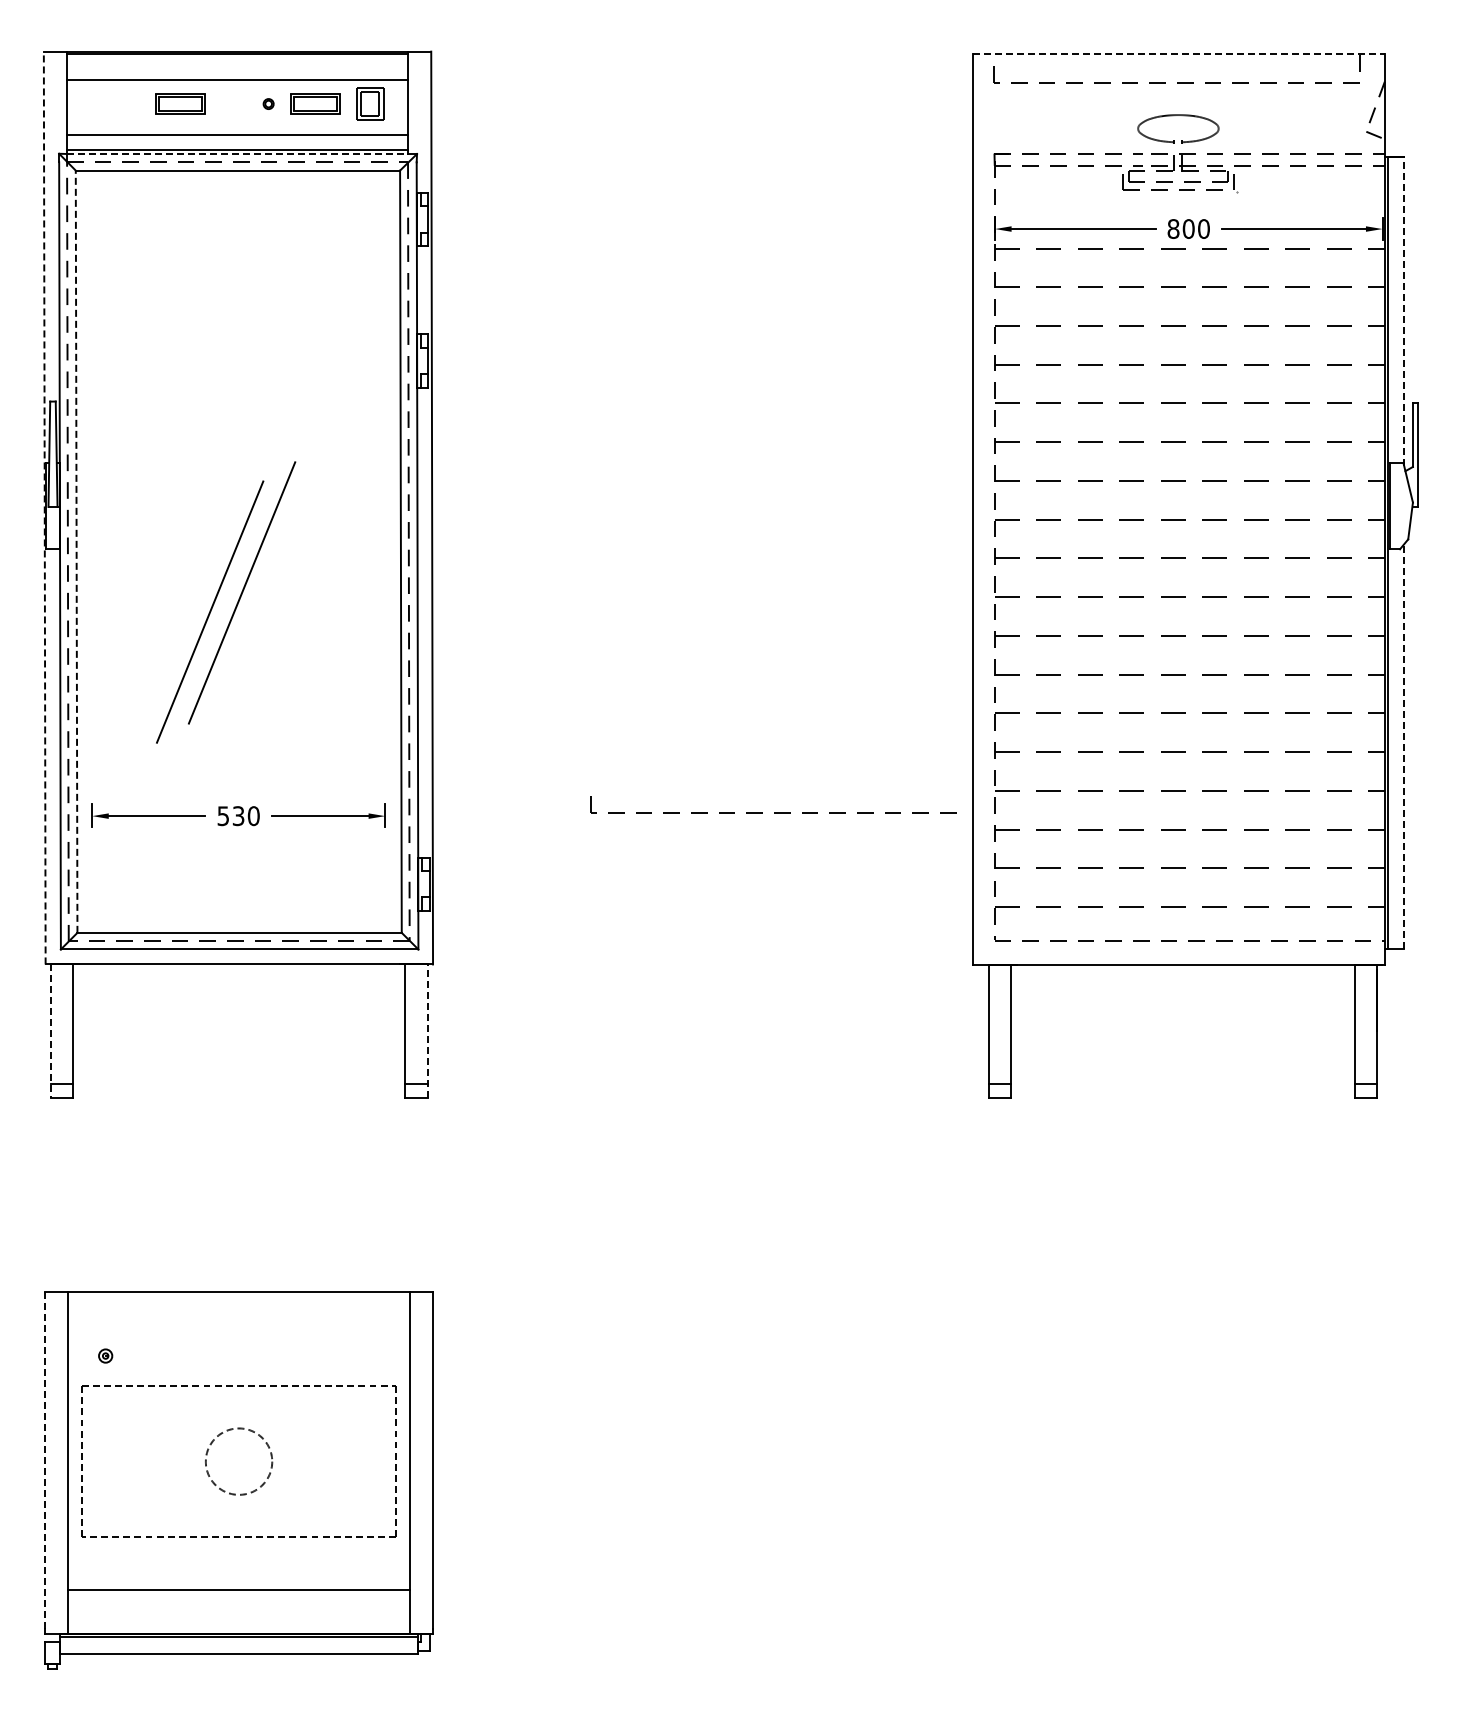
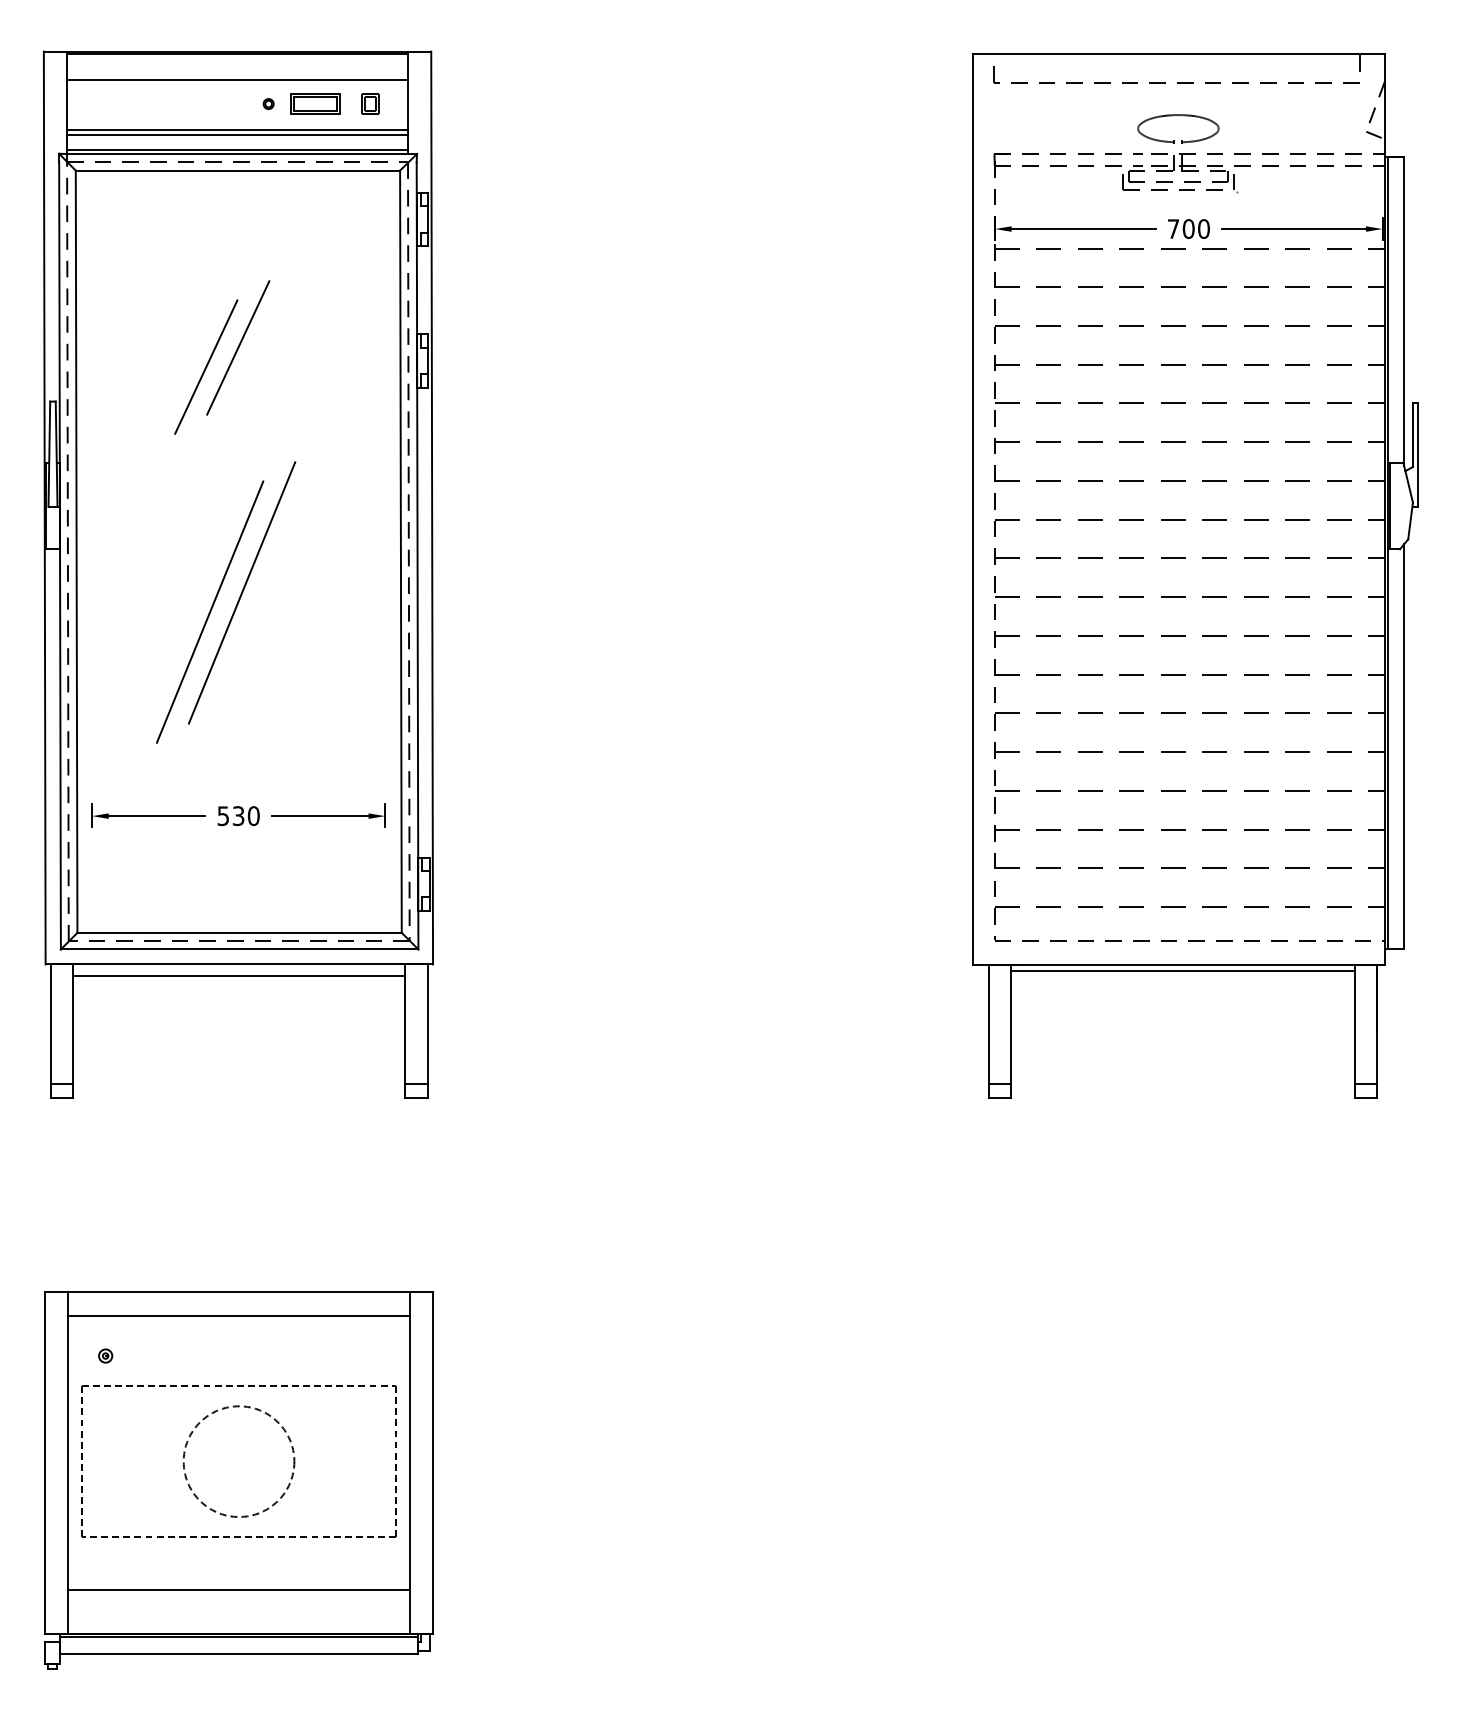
line: dashed -> solid (1179, 53)
part: present -> none (180, 103)
part size: 29x34 px -> 19x22 px (370, 103)
line: none -> present (237, 129)
line: dashed -> solid (238, 154)
text: 800 -> 700 (1173, 228)
line: dashed -> solid (1404, 311)
line: none -> present (238, 347)
line: none -> present (206, 366)
line: dashed -> solid (44, 507)
line: dashed -> solid (76, 551)
line: dashed -> solid (1404, 745)
part: present -> none (774, 812)
line: none -> present (1182, 971)
line: none -> present (239, 975)
line: dashed -> solid (51, 1031)
line: dashed -> solid (427, 1031)
line: none -> present (238, 1315)
line: dashed -> solid (44, 1460)
circle diameter: 66 px -> 111 px (238, 1461)
